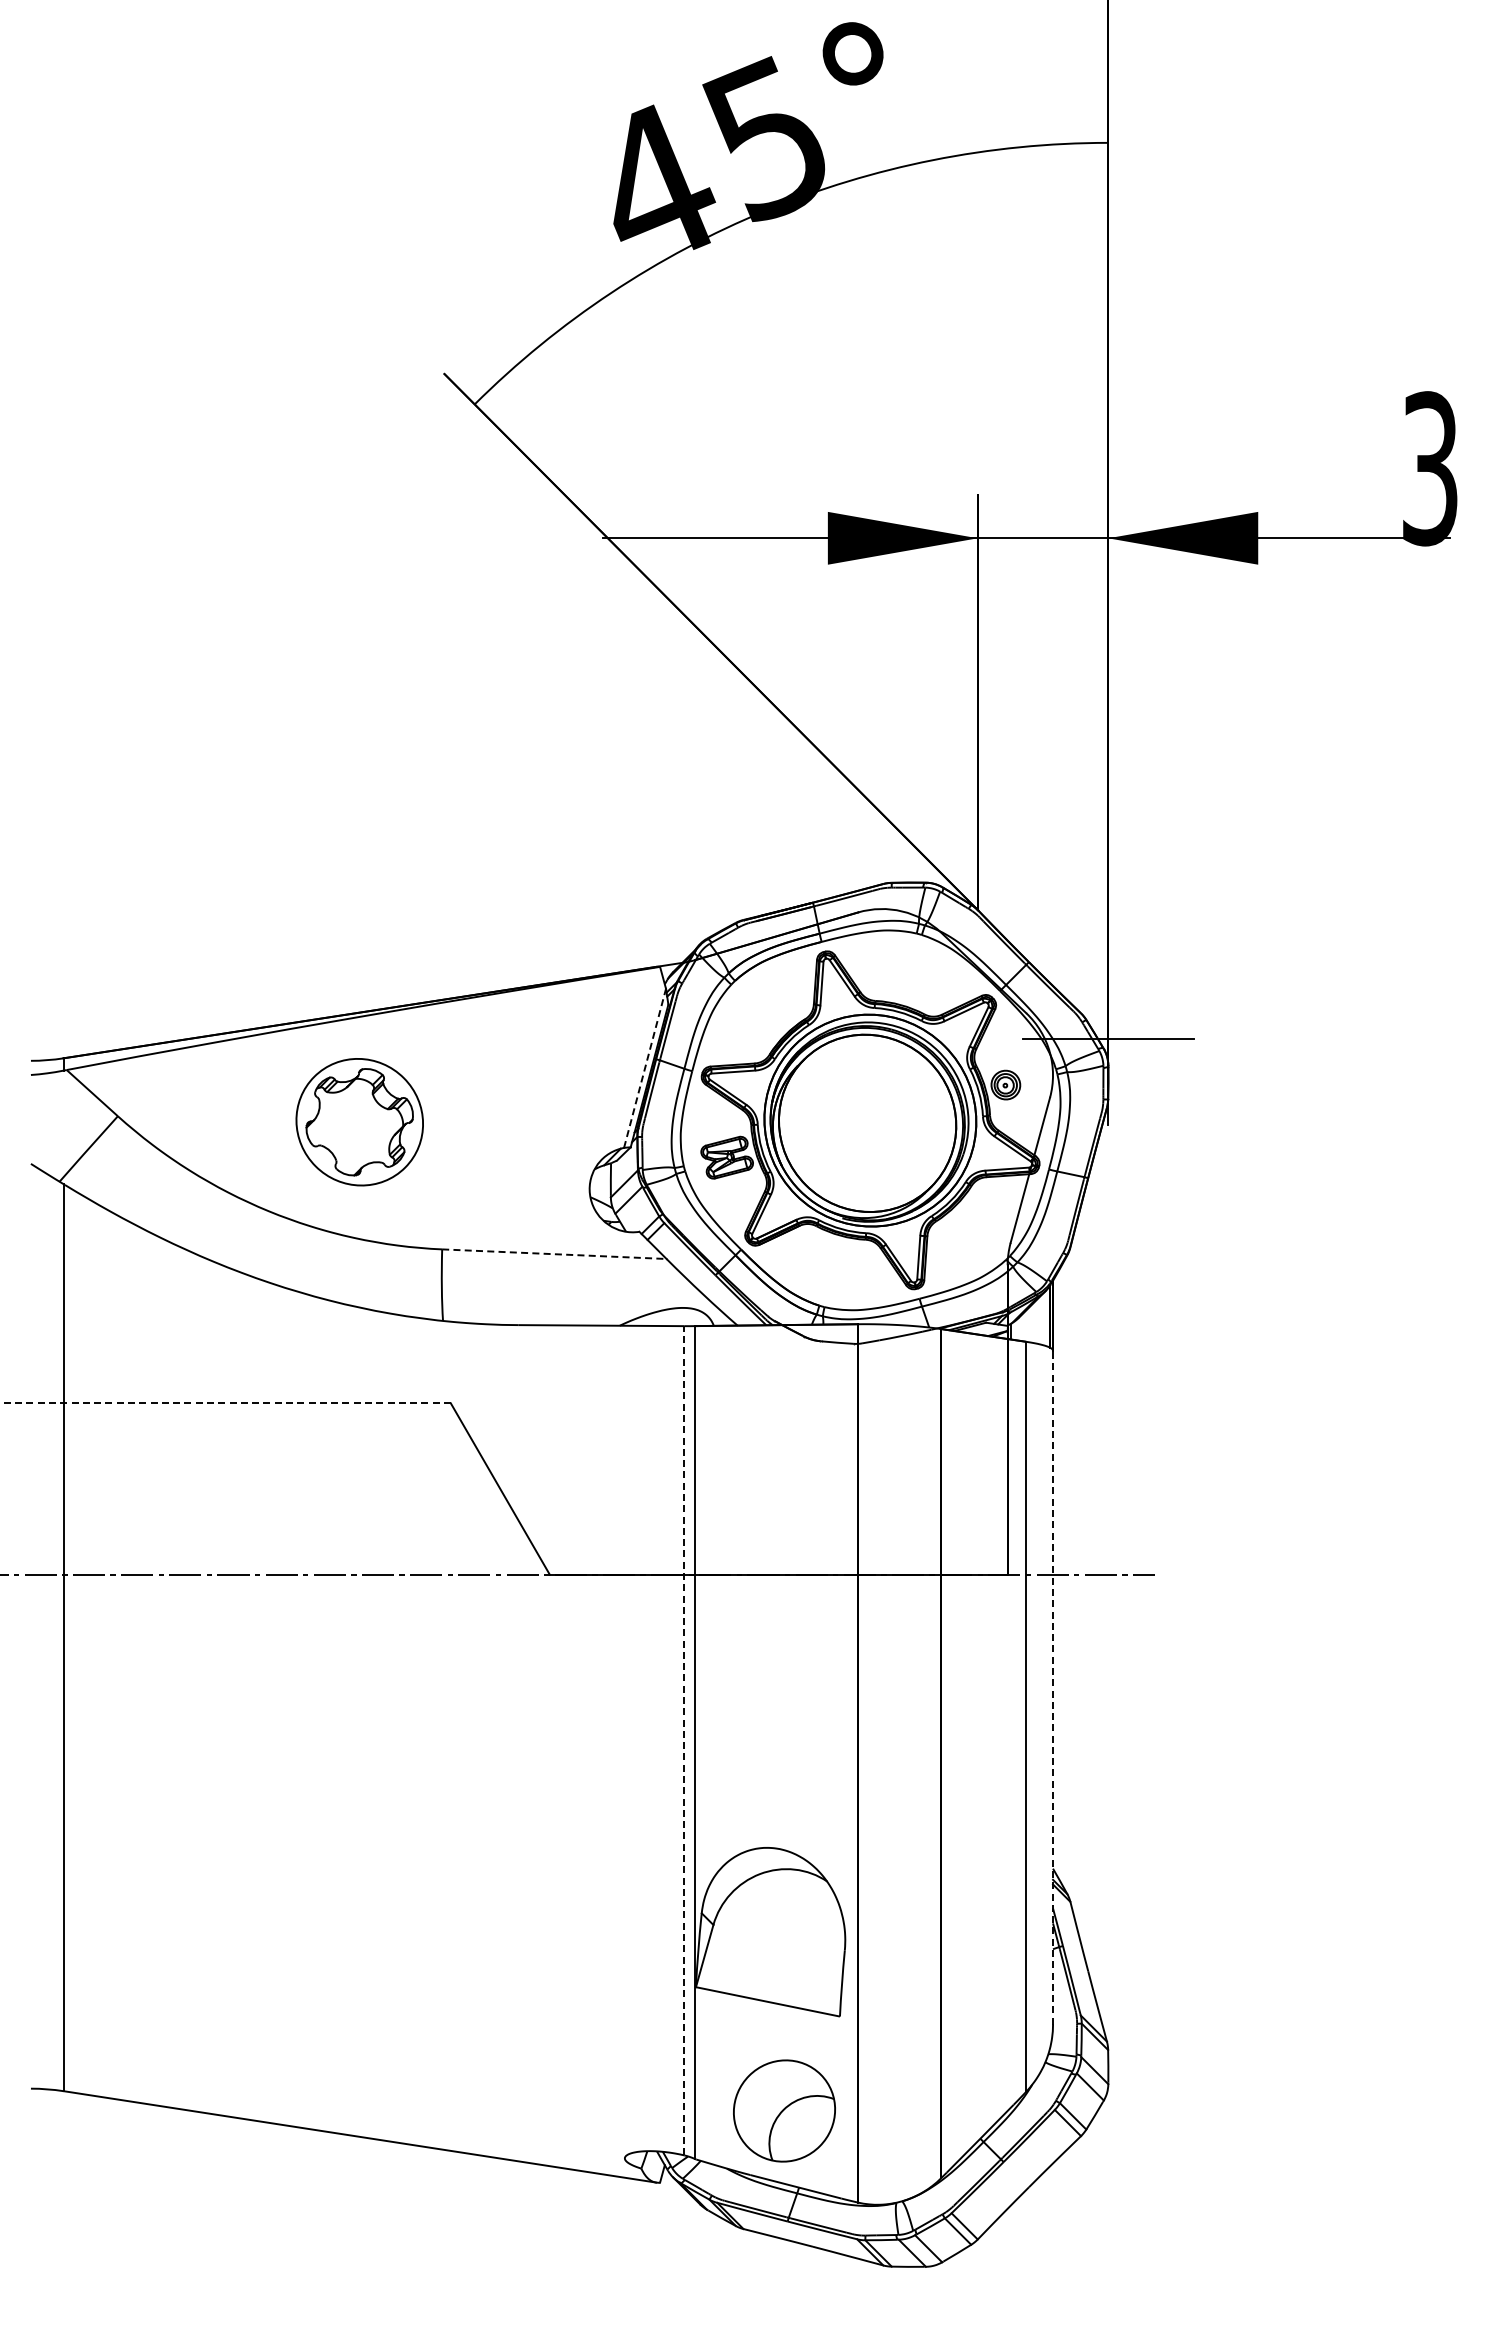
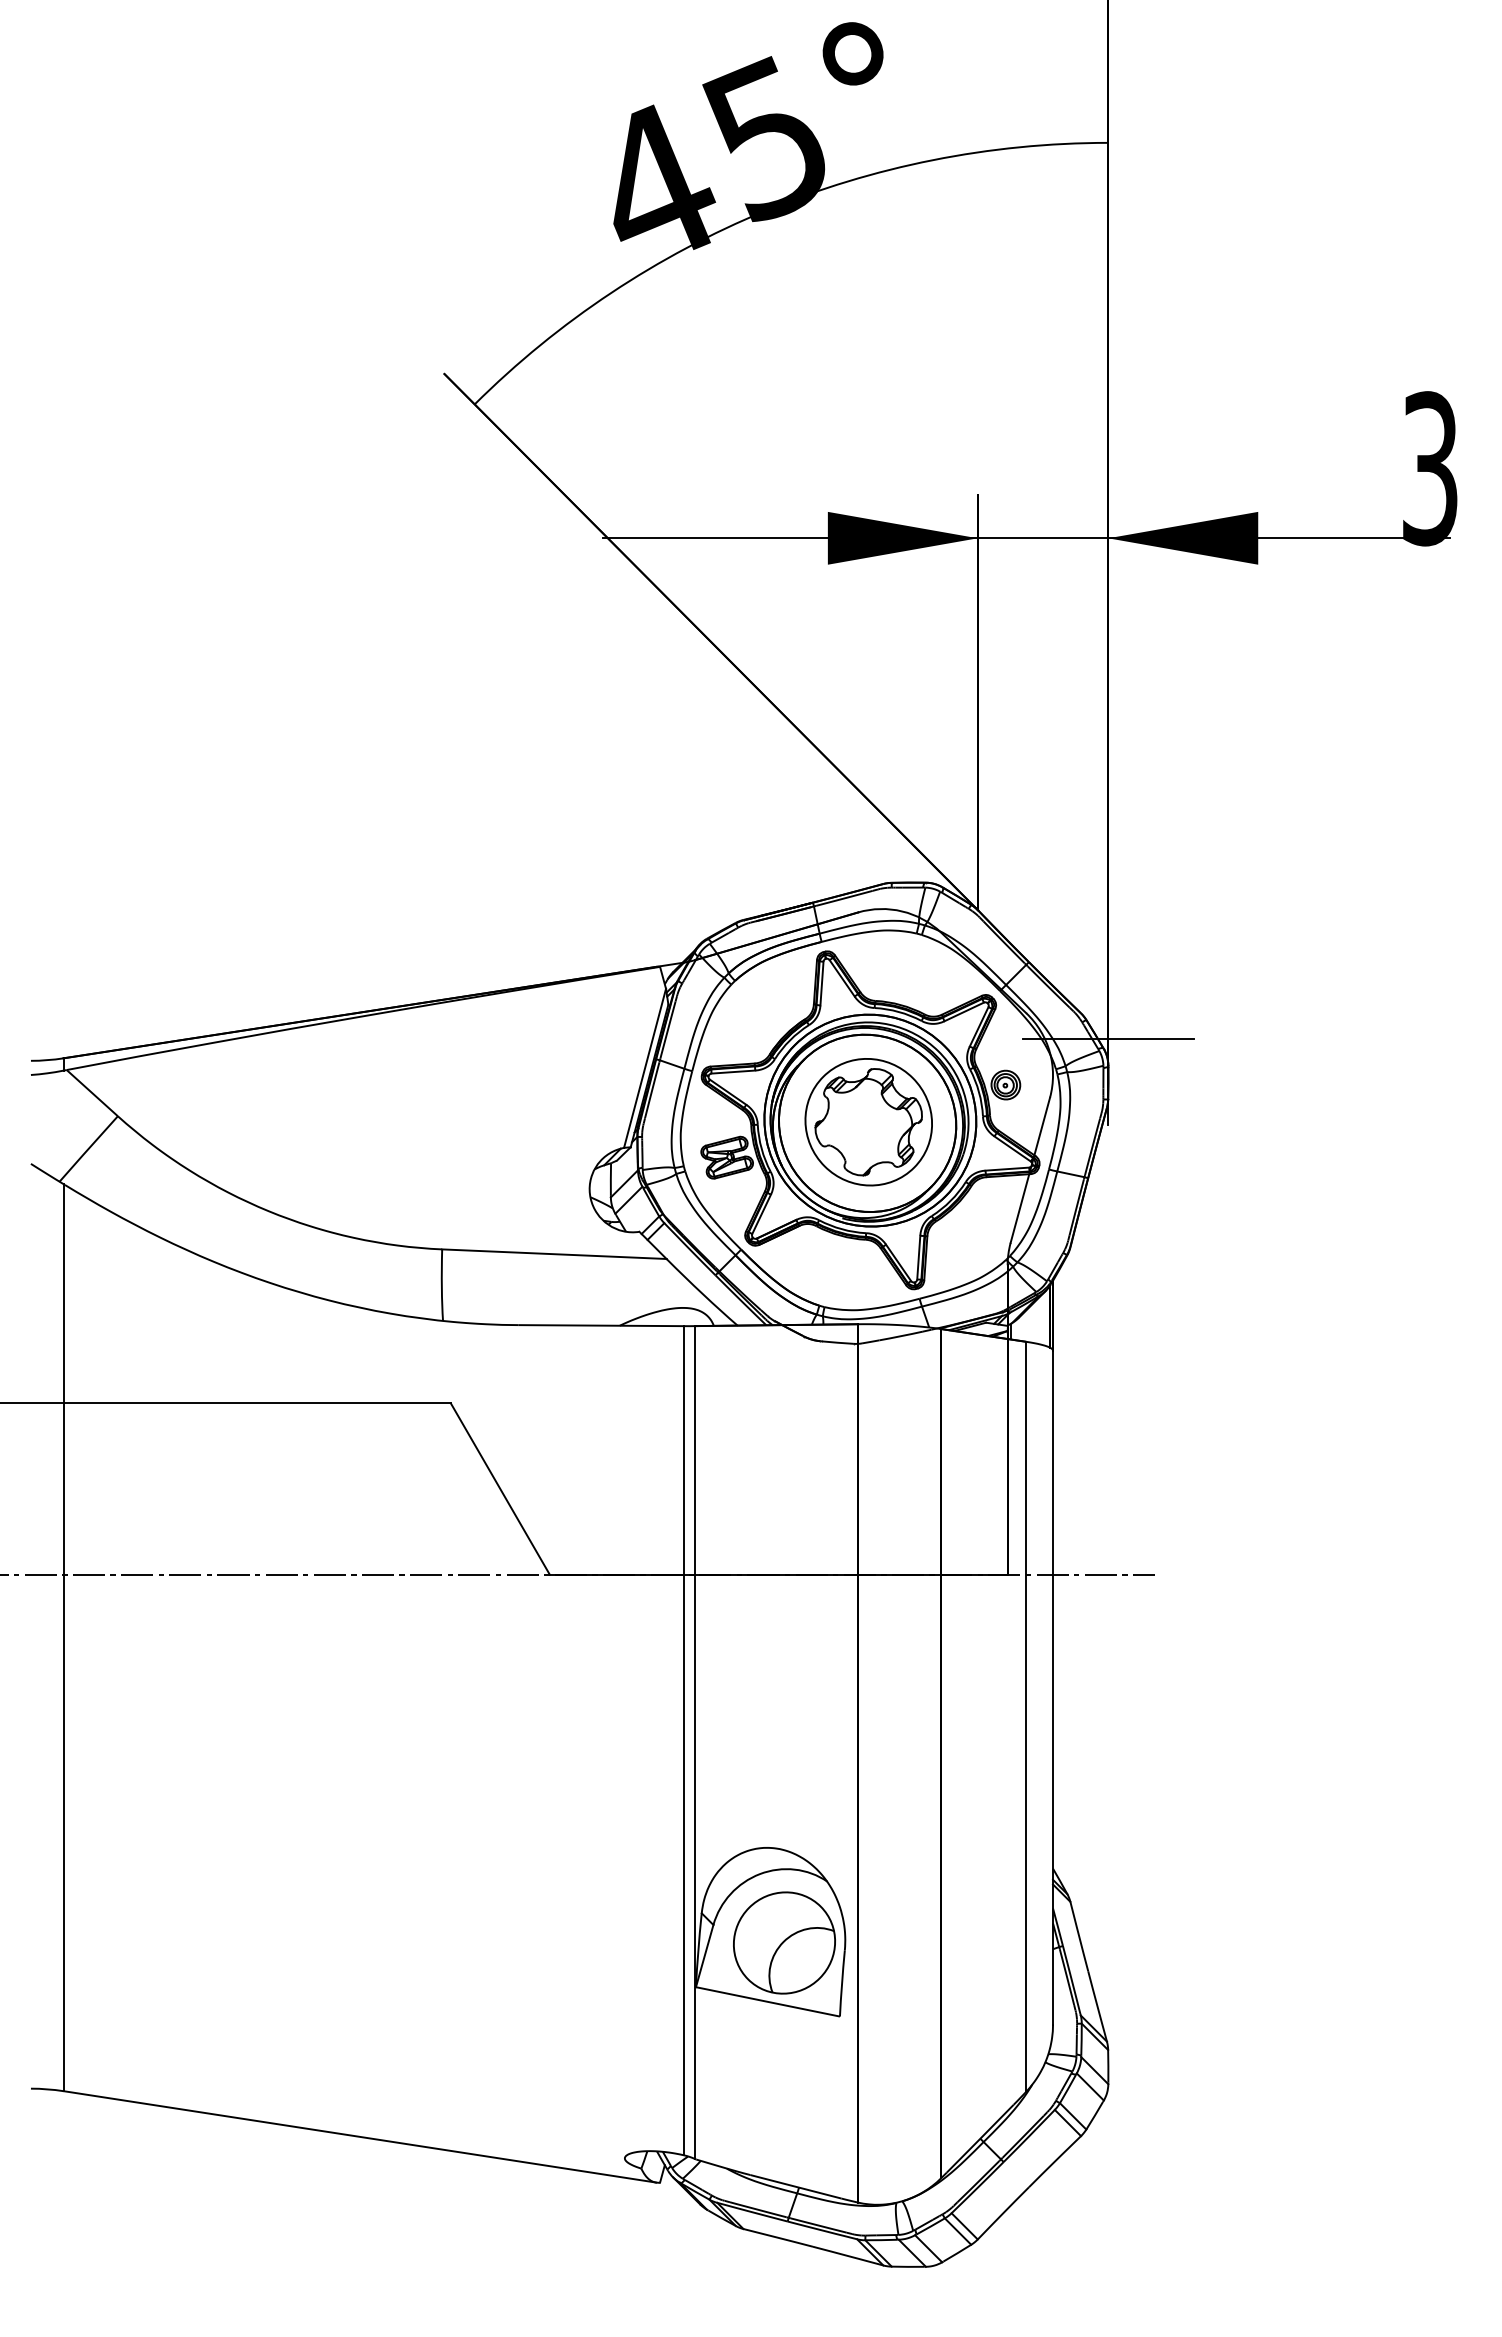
line: dashed -> solid (645, 1067)
part position: (359, 1122) -> (868, 1122) (868, 1122)
line: dashed -> solid (554, 1254)
line: dashed -> solid (225, 1403)
line: dashed -> solid (1053, 1687)
line: dashed -> solid (684, 1740)
part position: (784, 2110) -> (784, 1942) (784, 1942)
